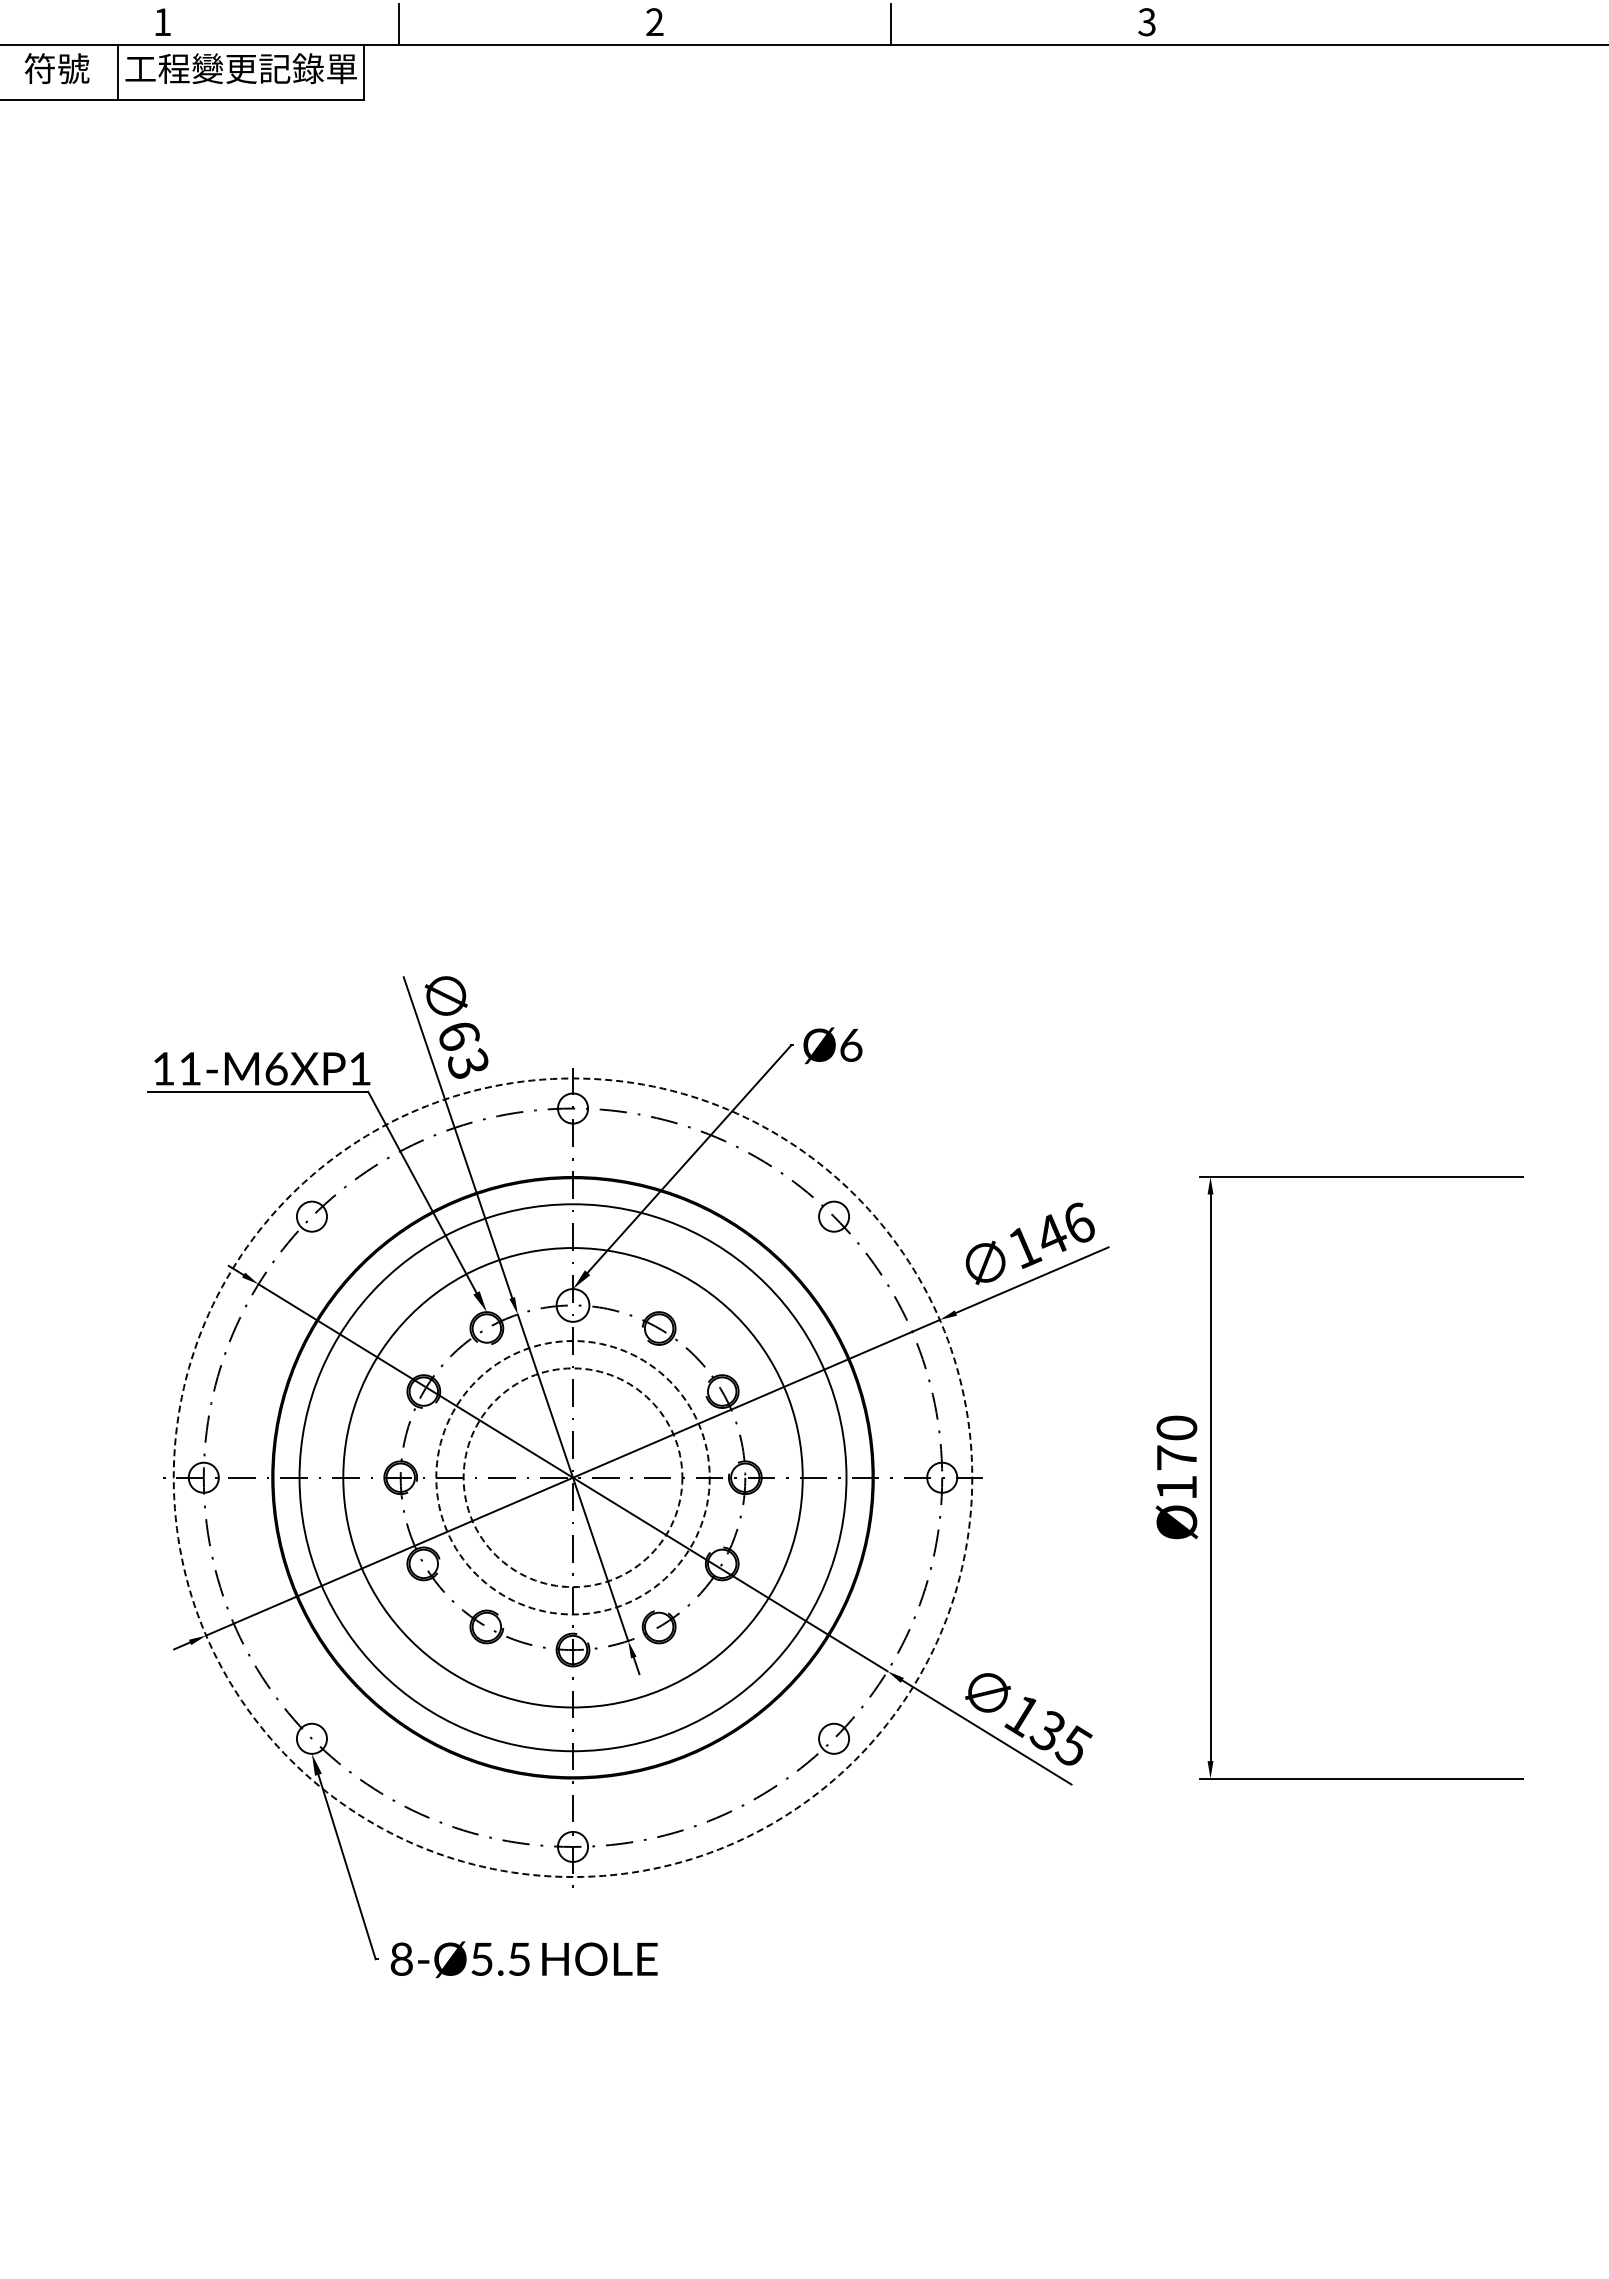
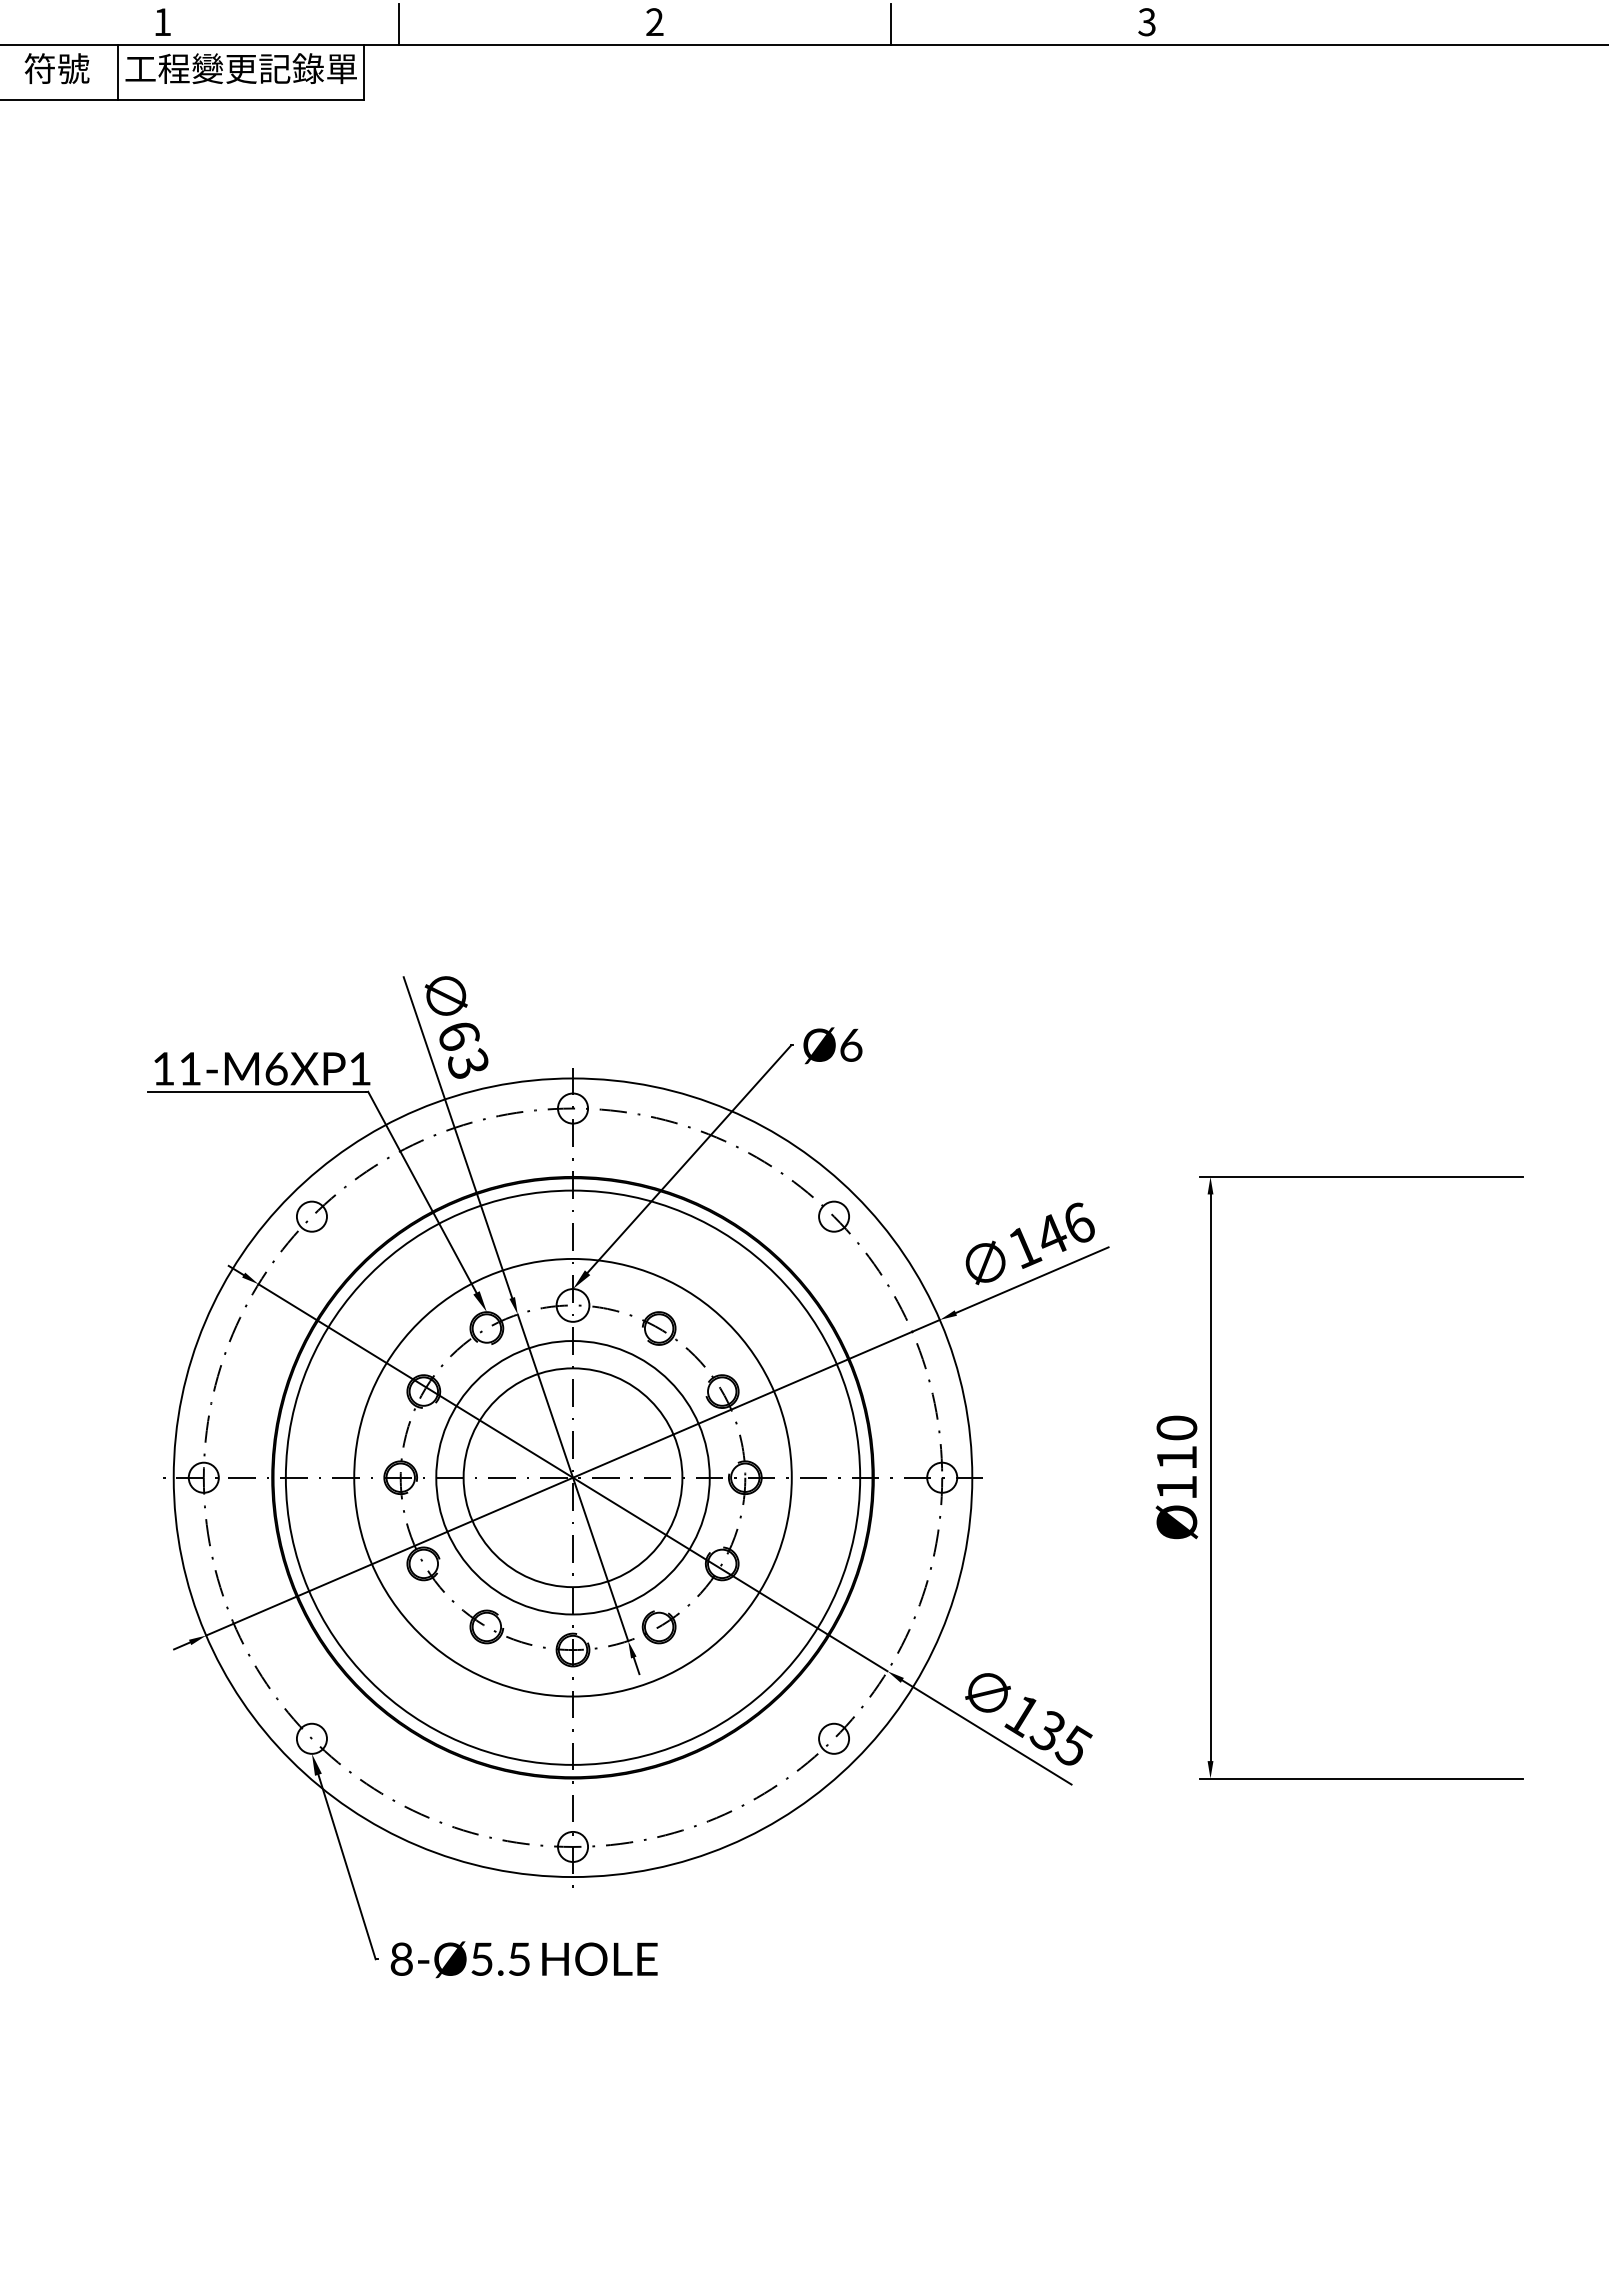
text: Ø170 -> Ø110 (1176, 1457)
circle diameter: 459 px -> 574 px (572, 1477)
circle diameter: 547 px -> 438 px (572, 1477)
circle: dashed -> solid (572, 1477)
circle: dashed -> solid (572, 1477)
circle: dashed -> solid (572, 1477)
